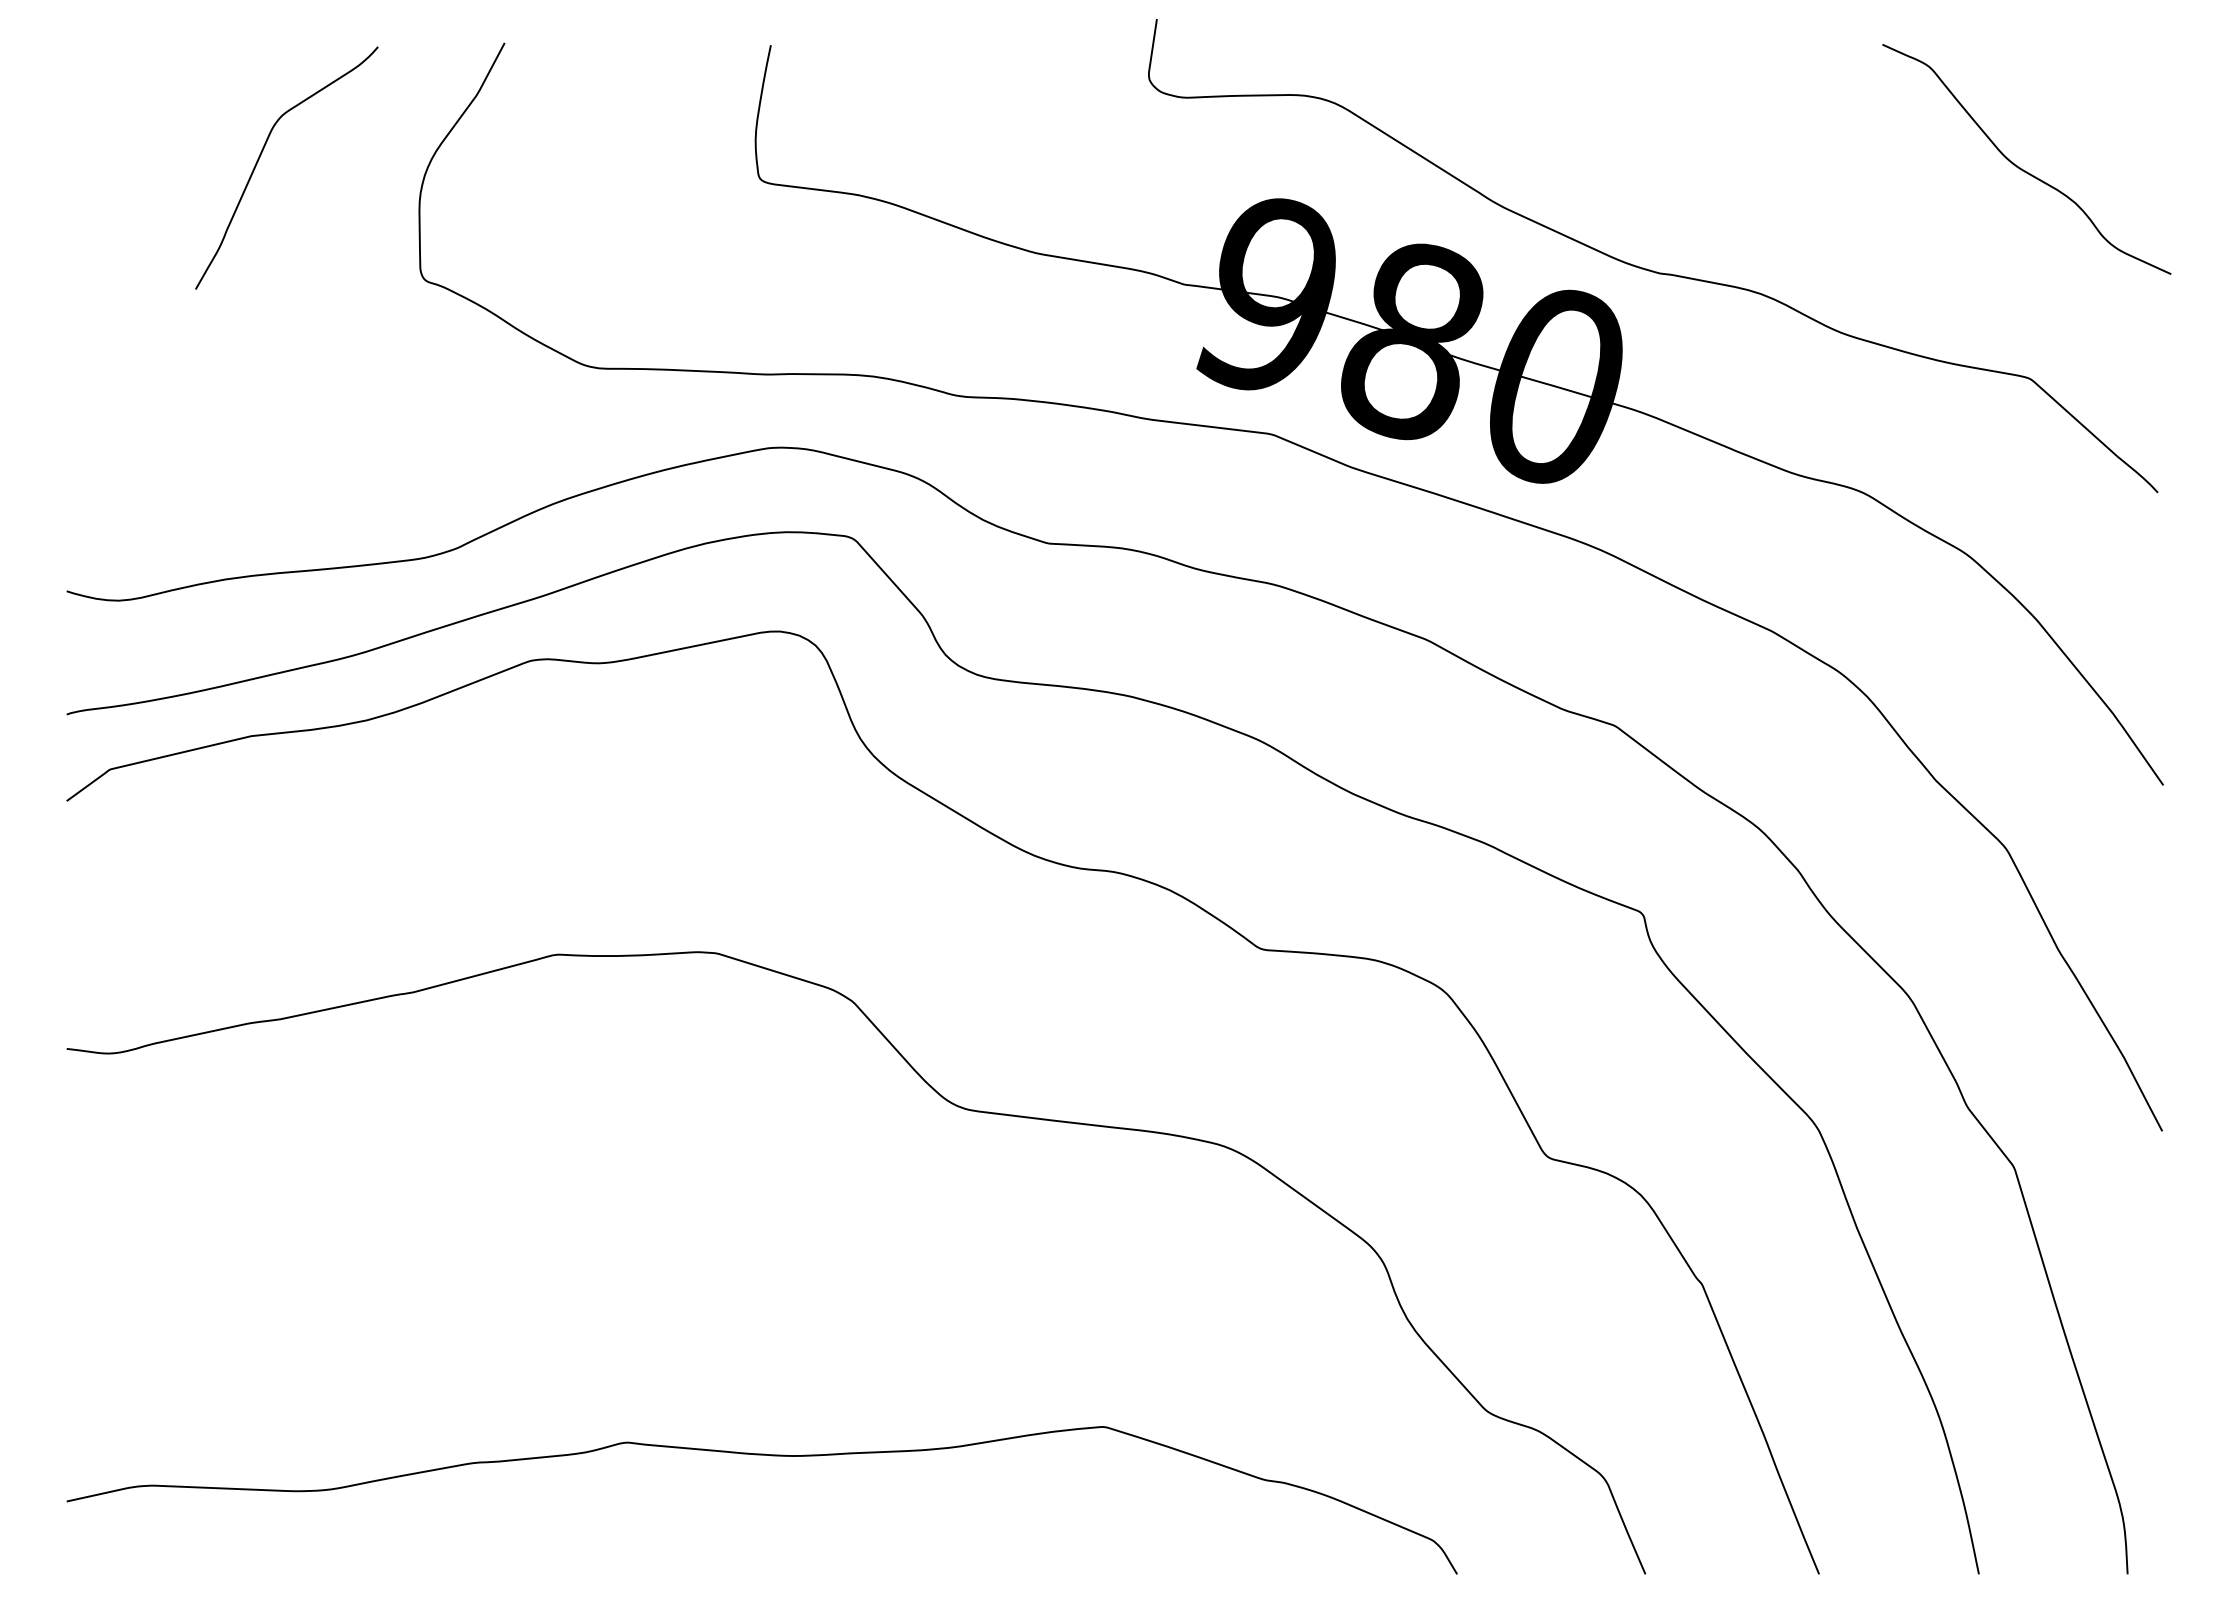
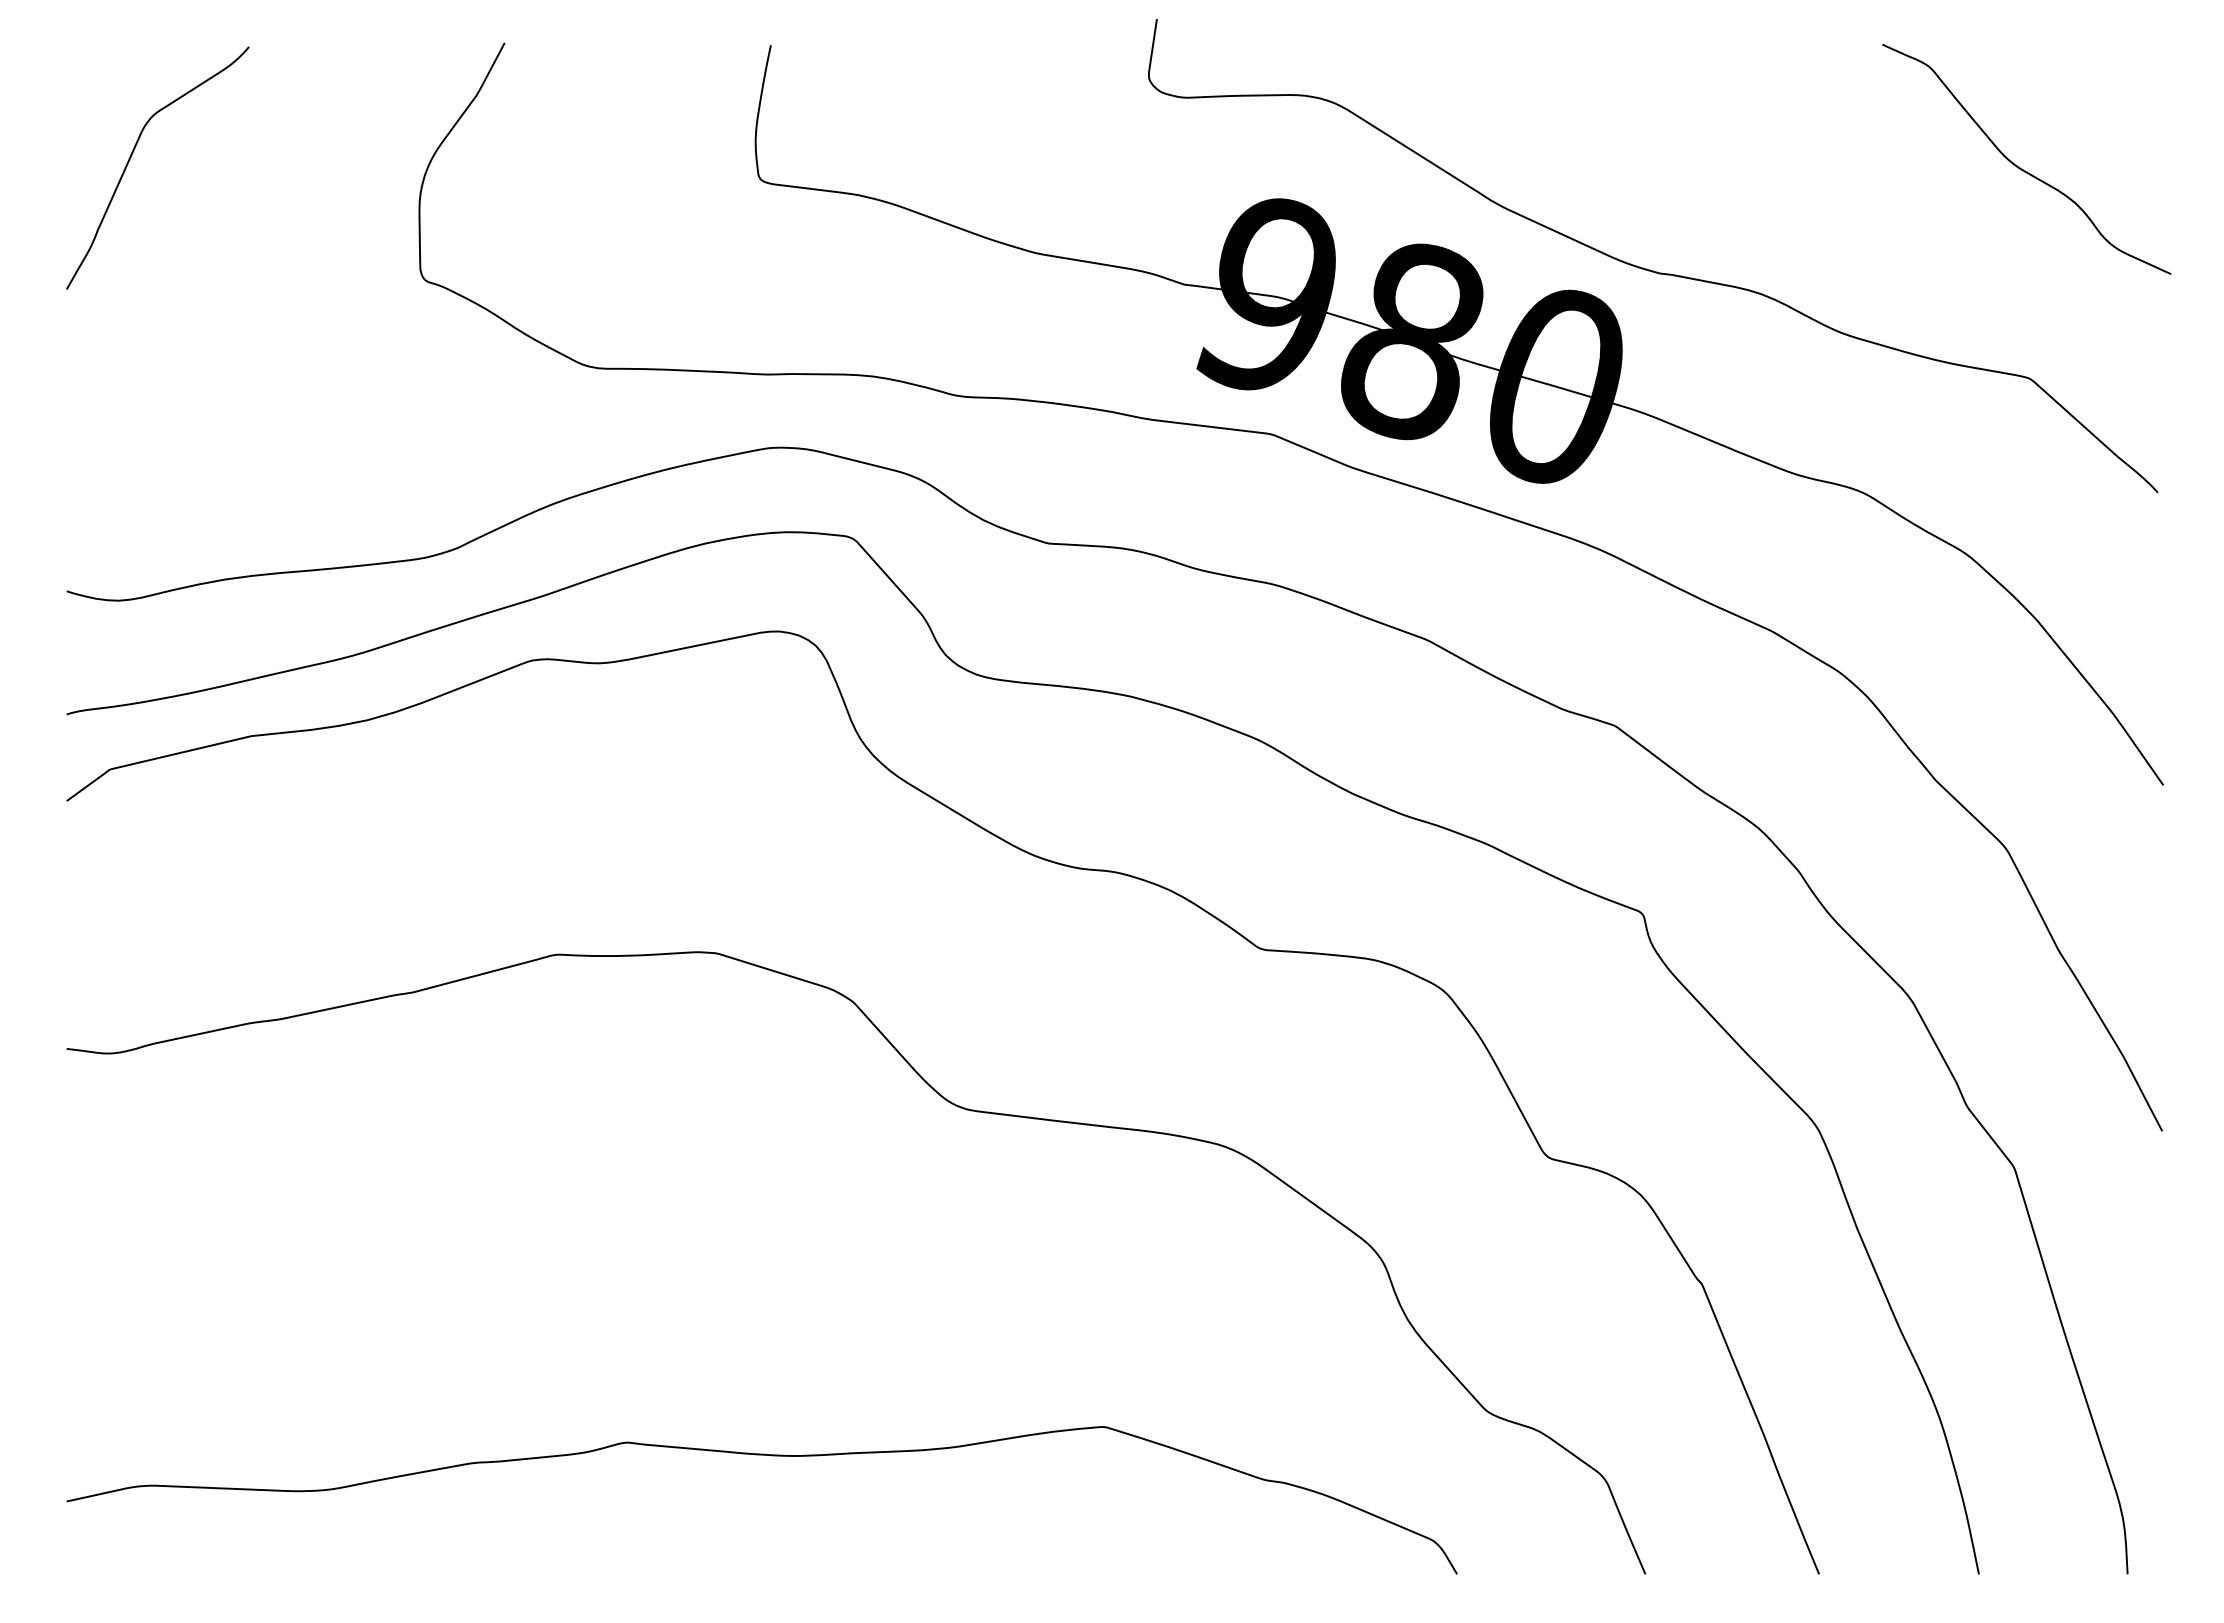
curve position: (261, 155) -> (132, 155) (132, 155)
